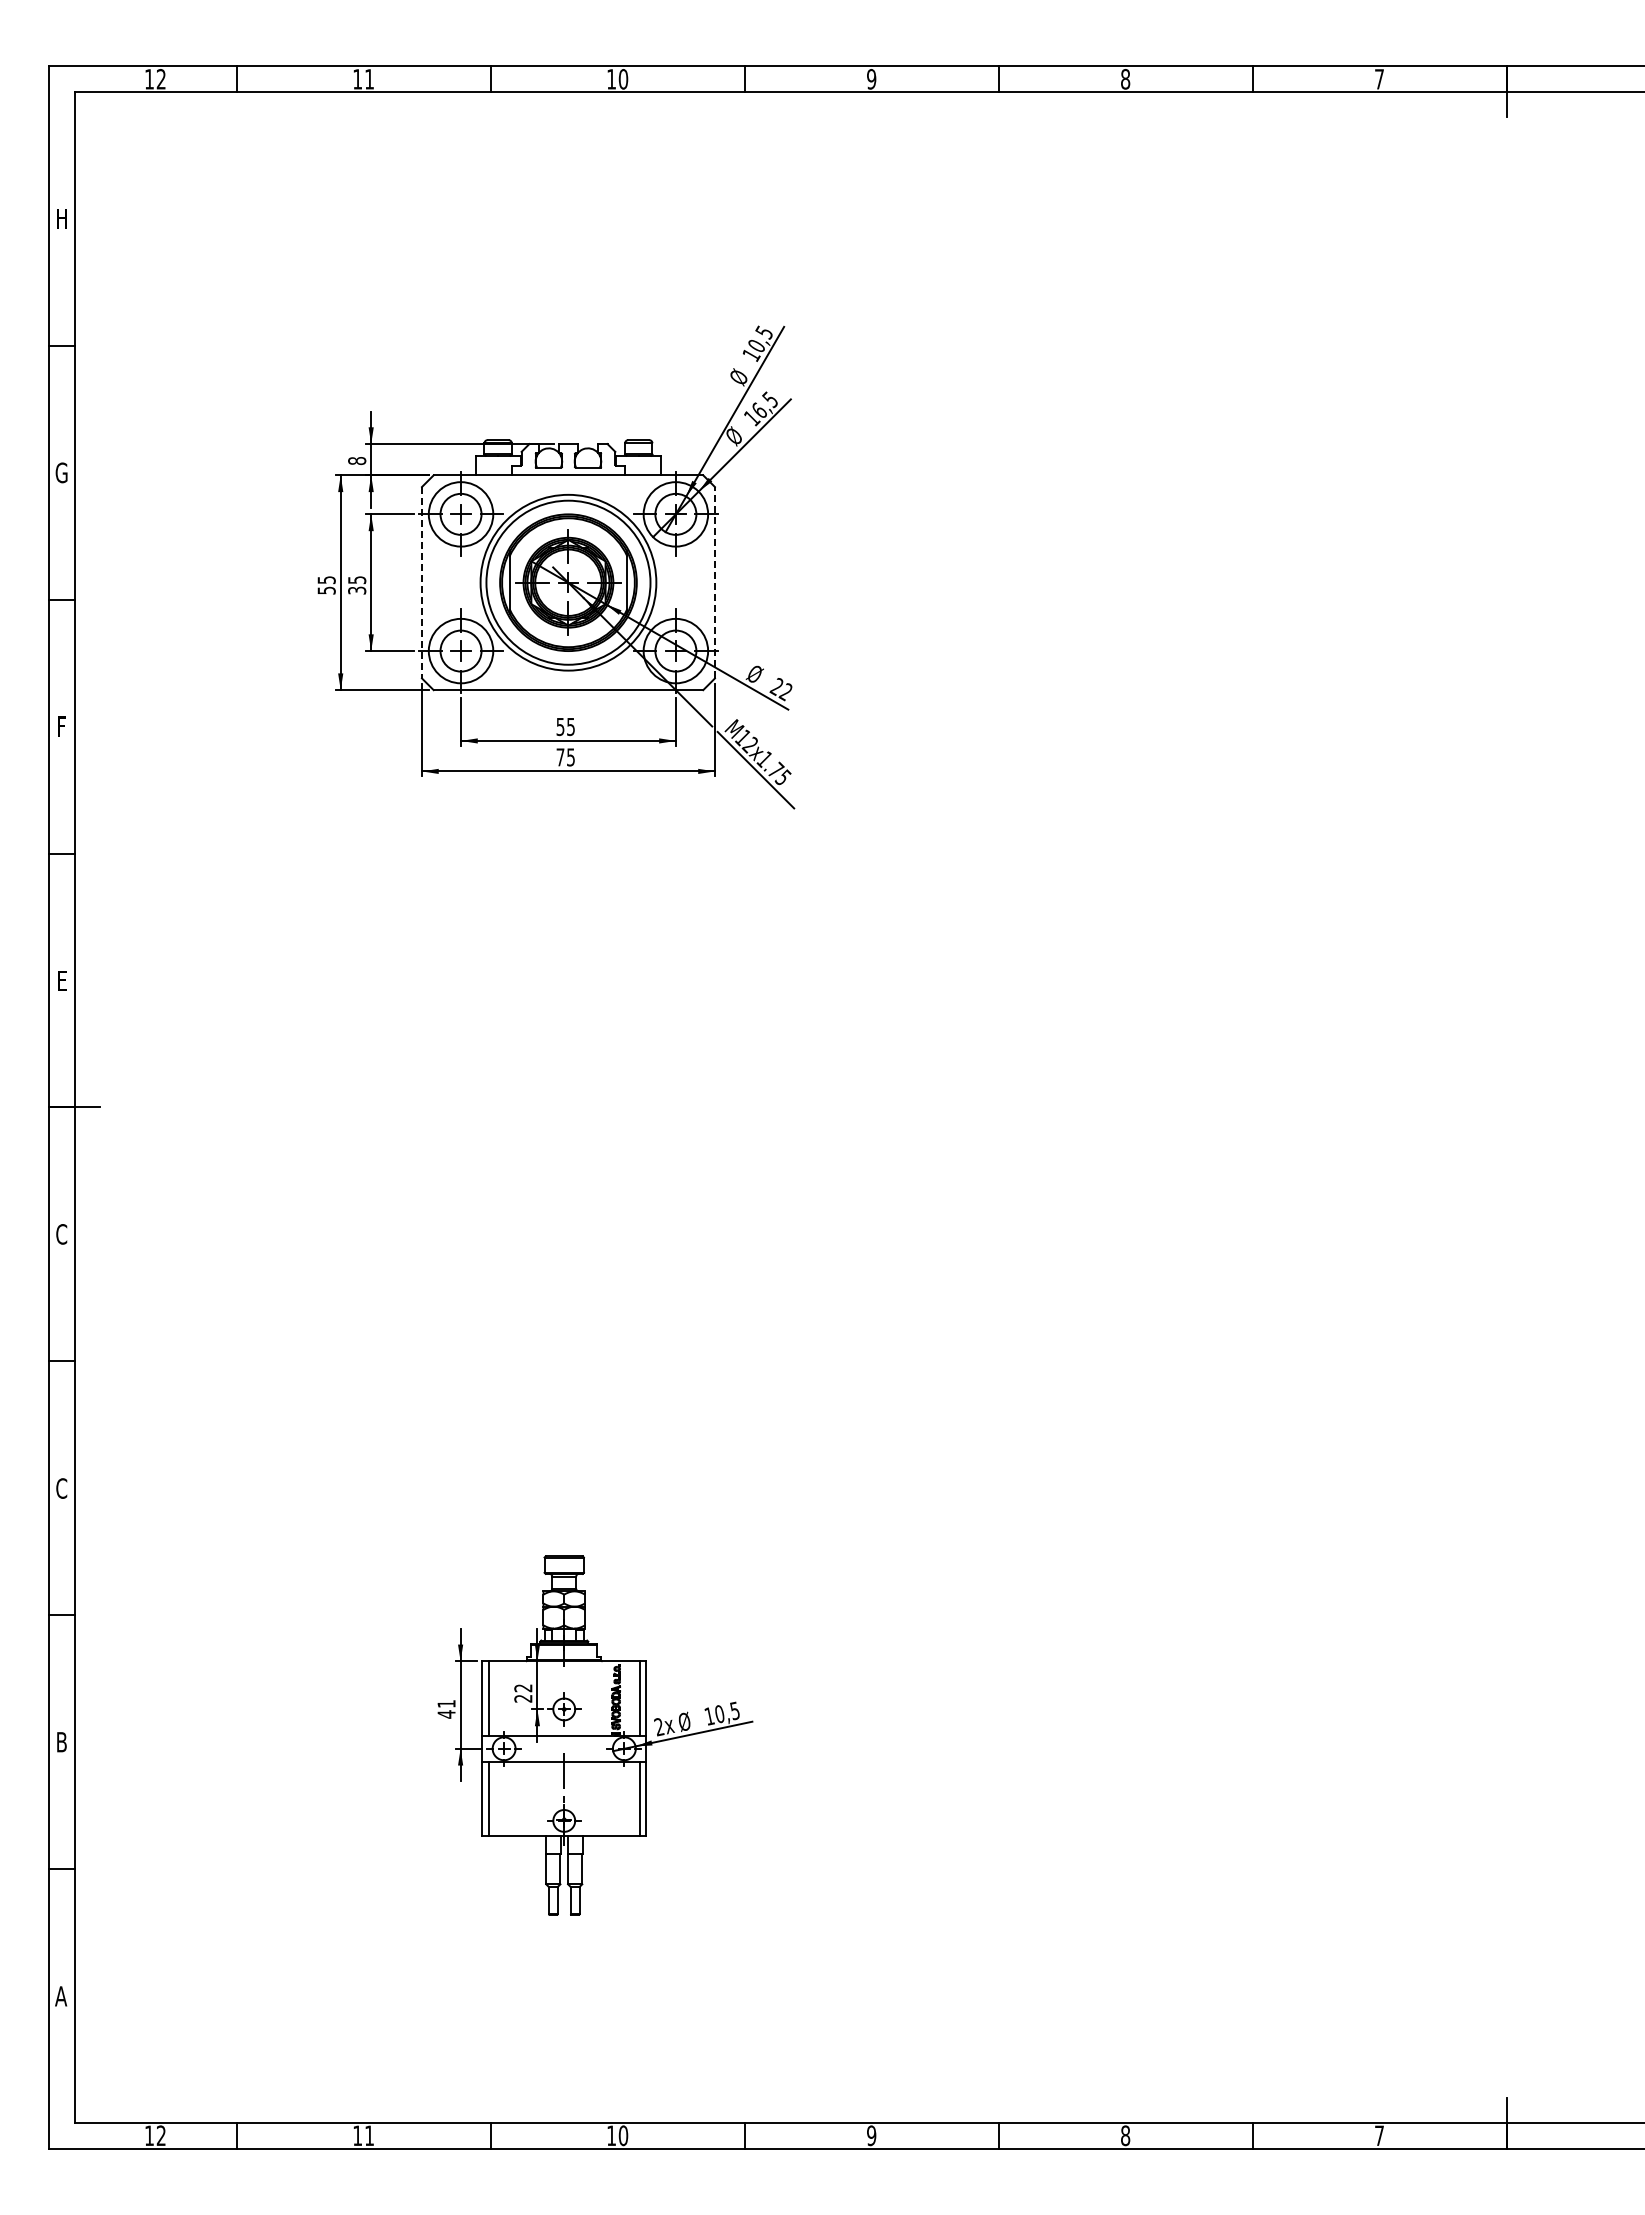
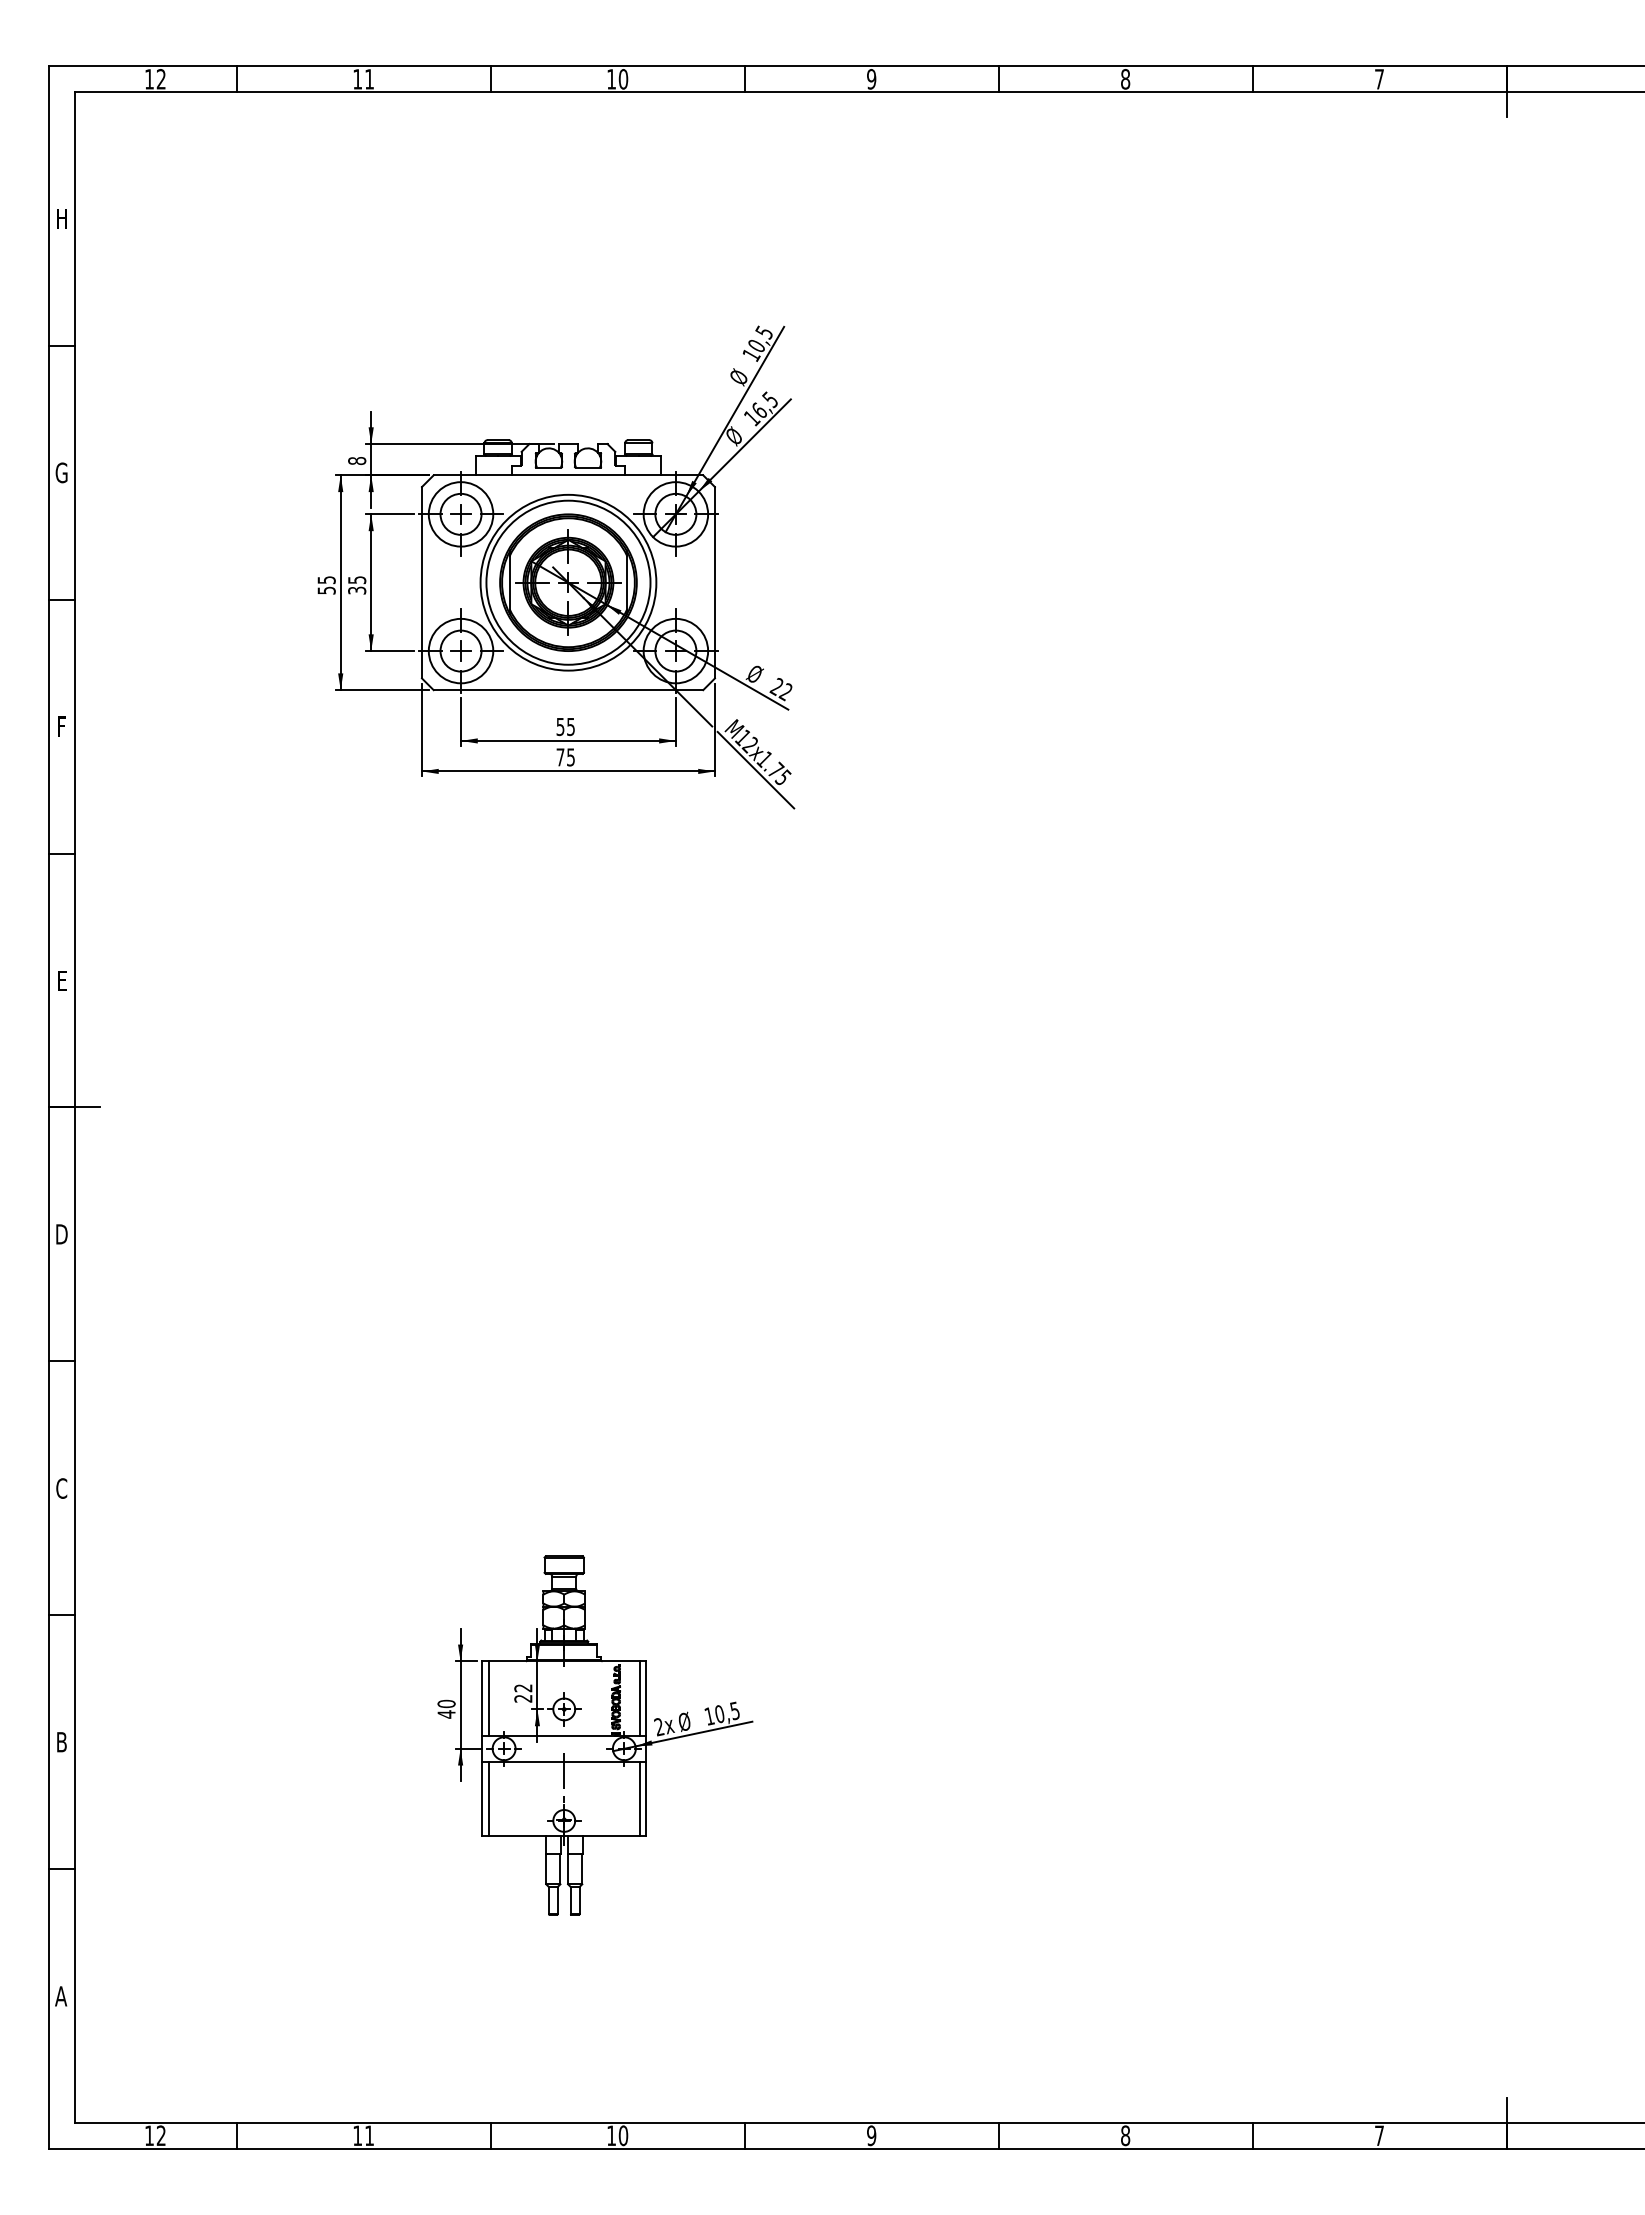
line: dashed -> solid (421, 582)
line: dashed -> solid (714, 582)
text: C -> D (61, 1234)
text: 41 -> 40 (446, 1703)
